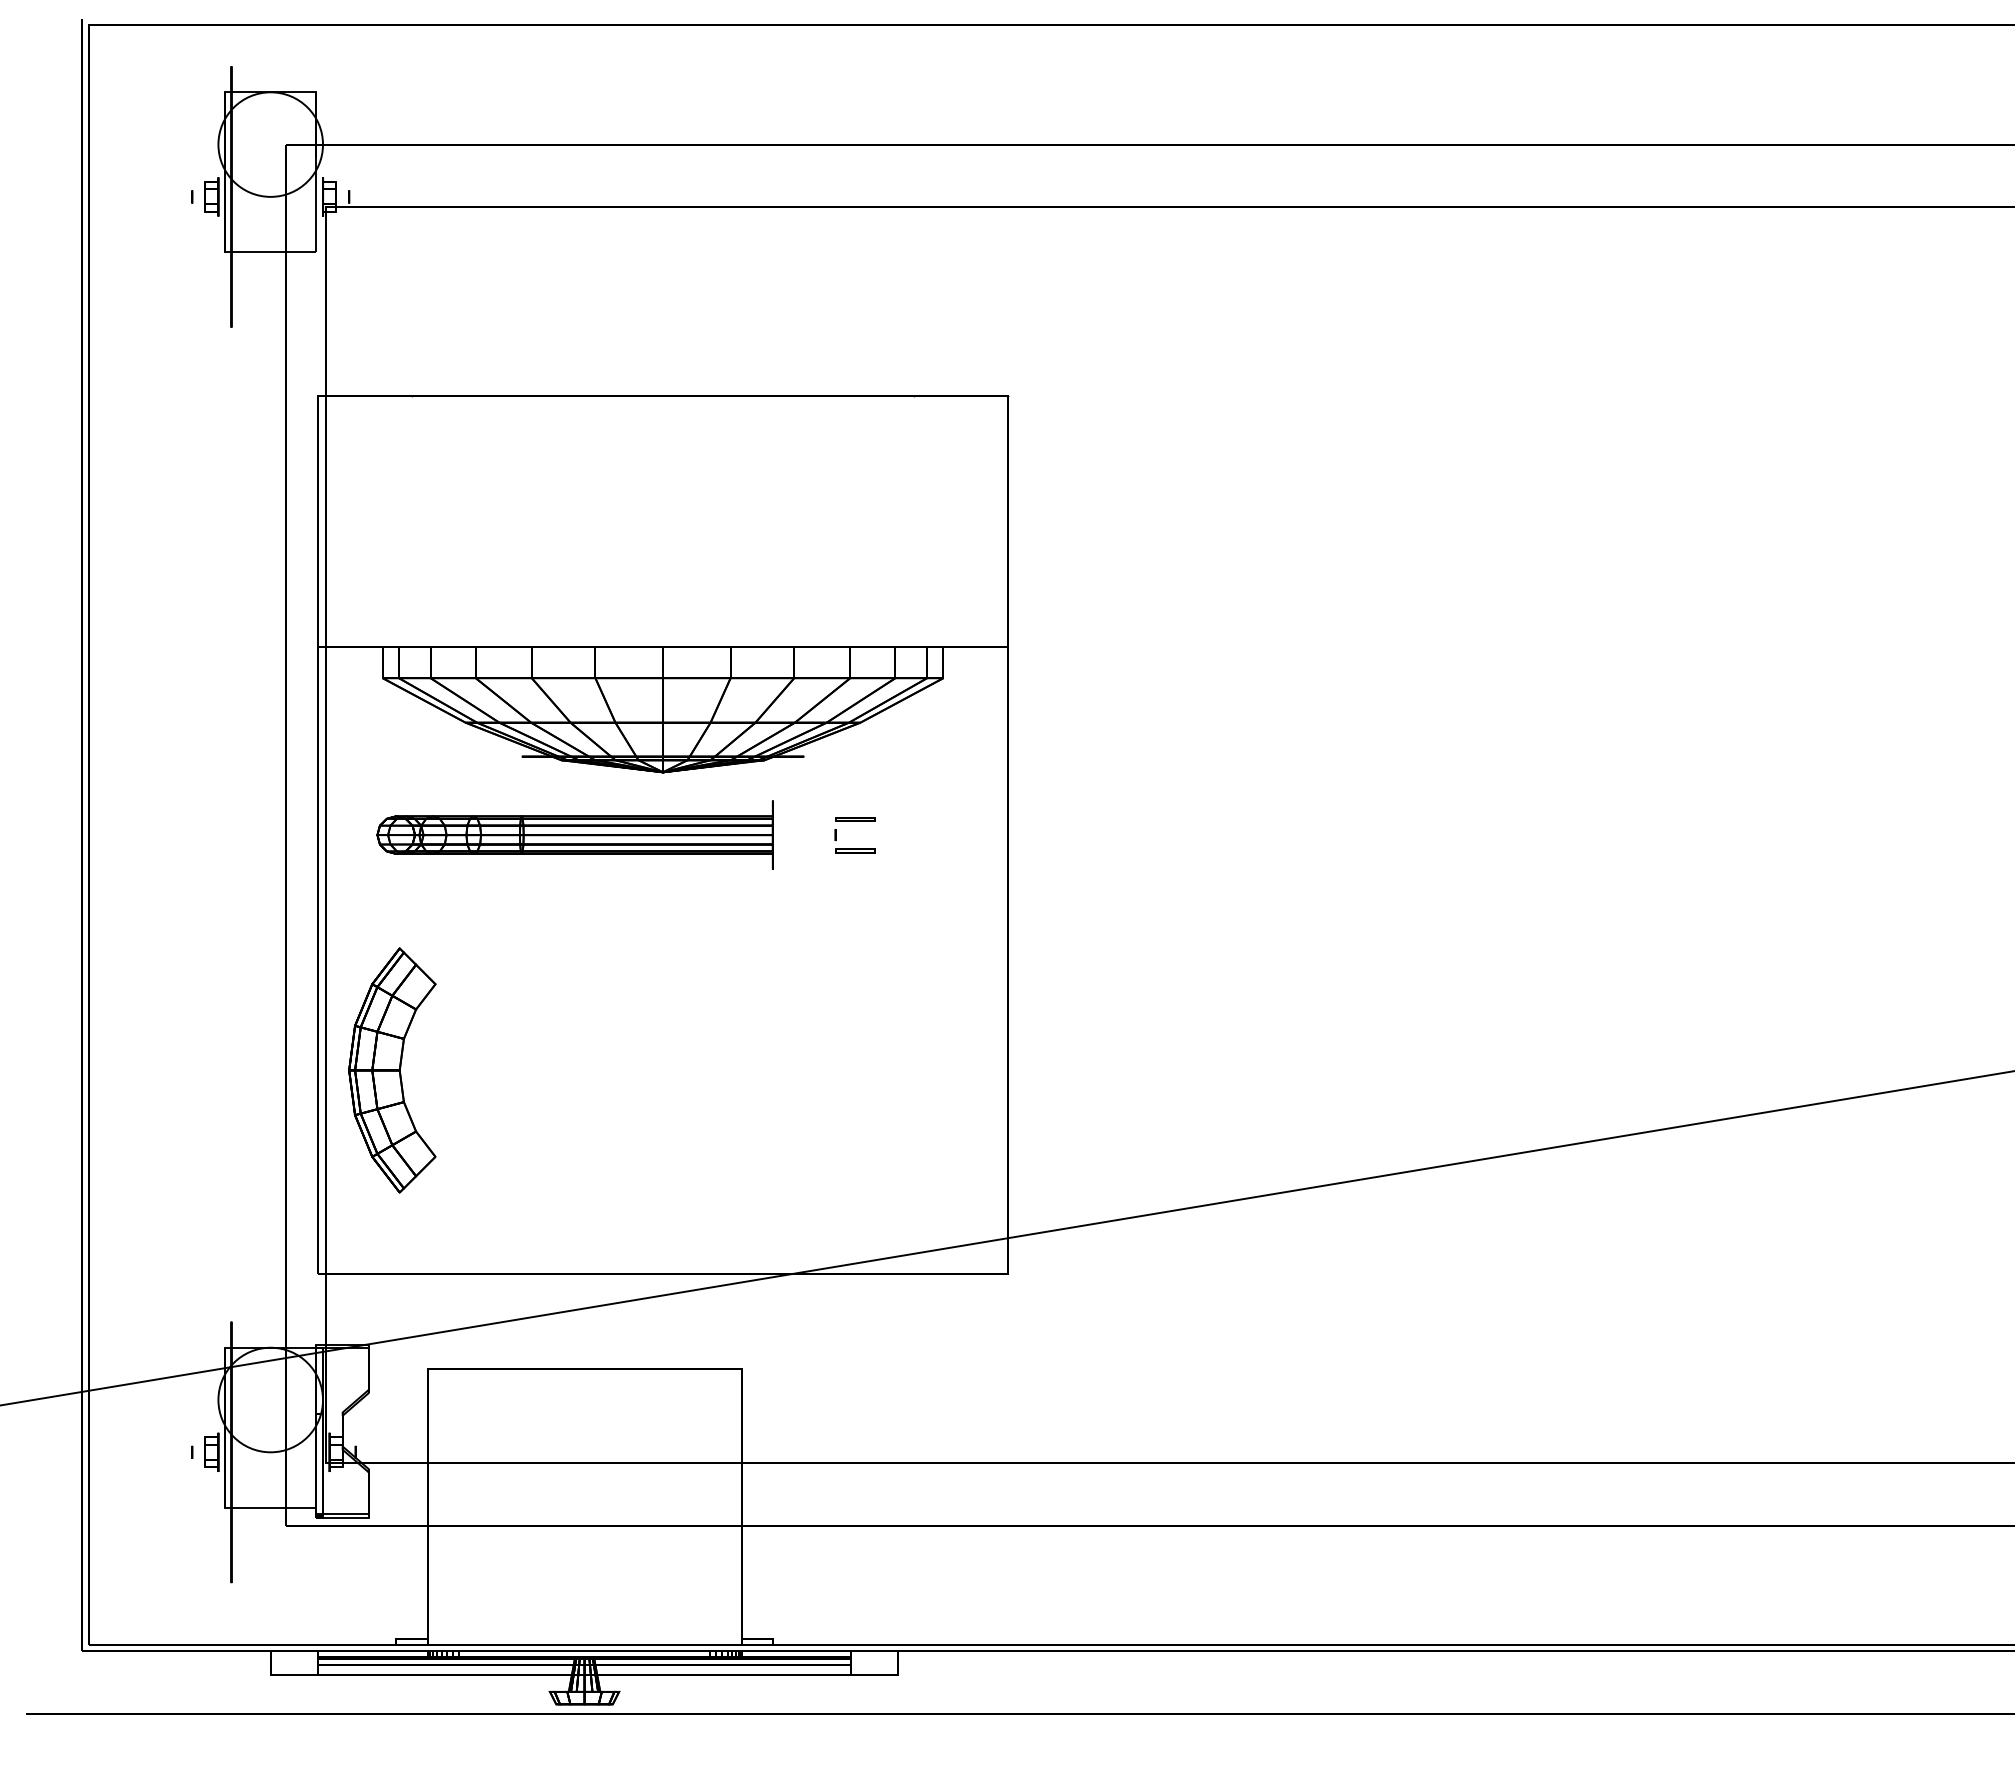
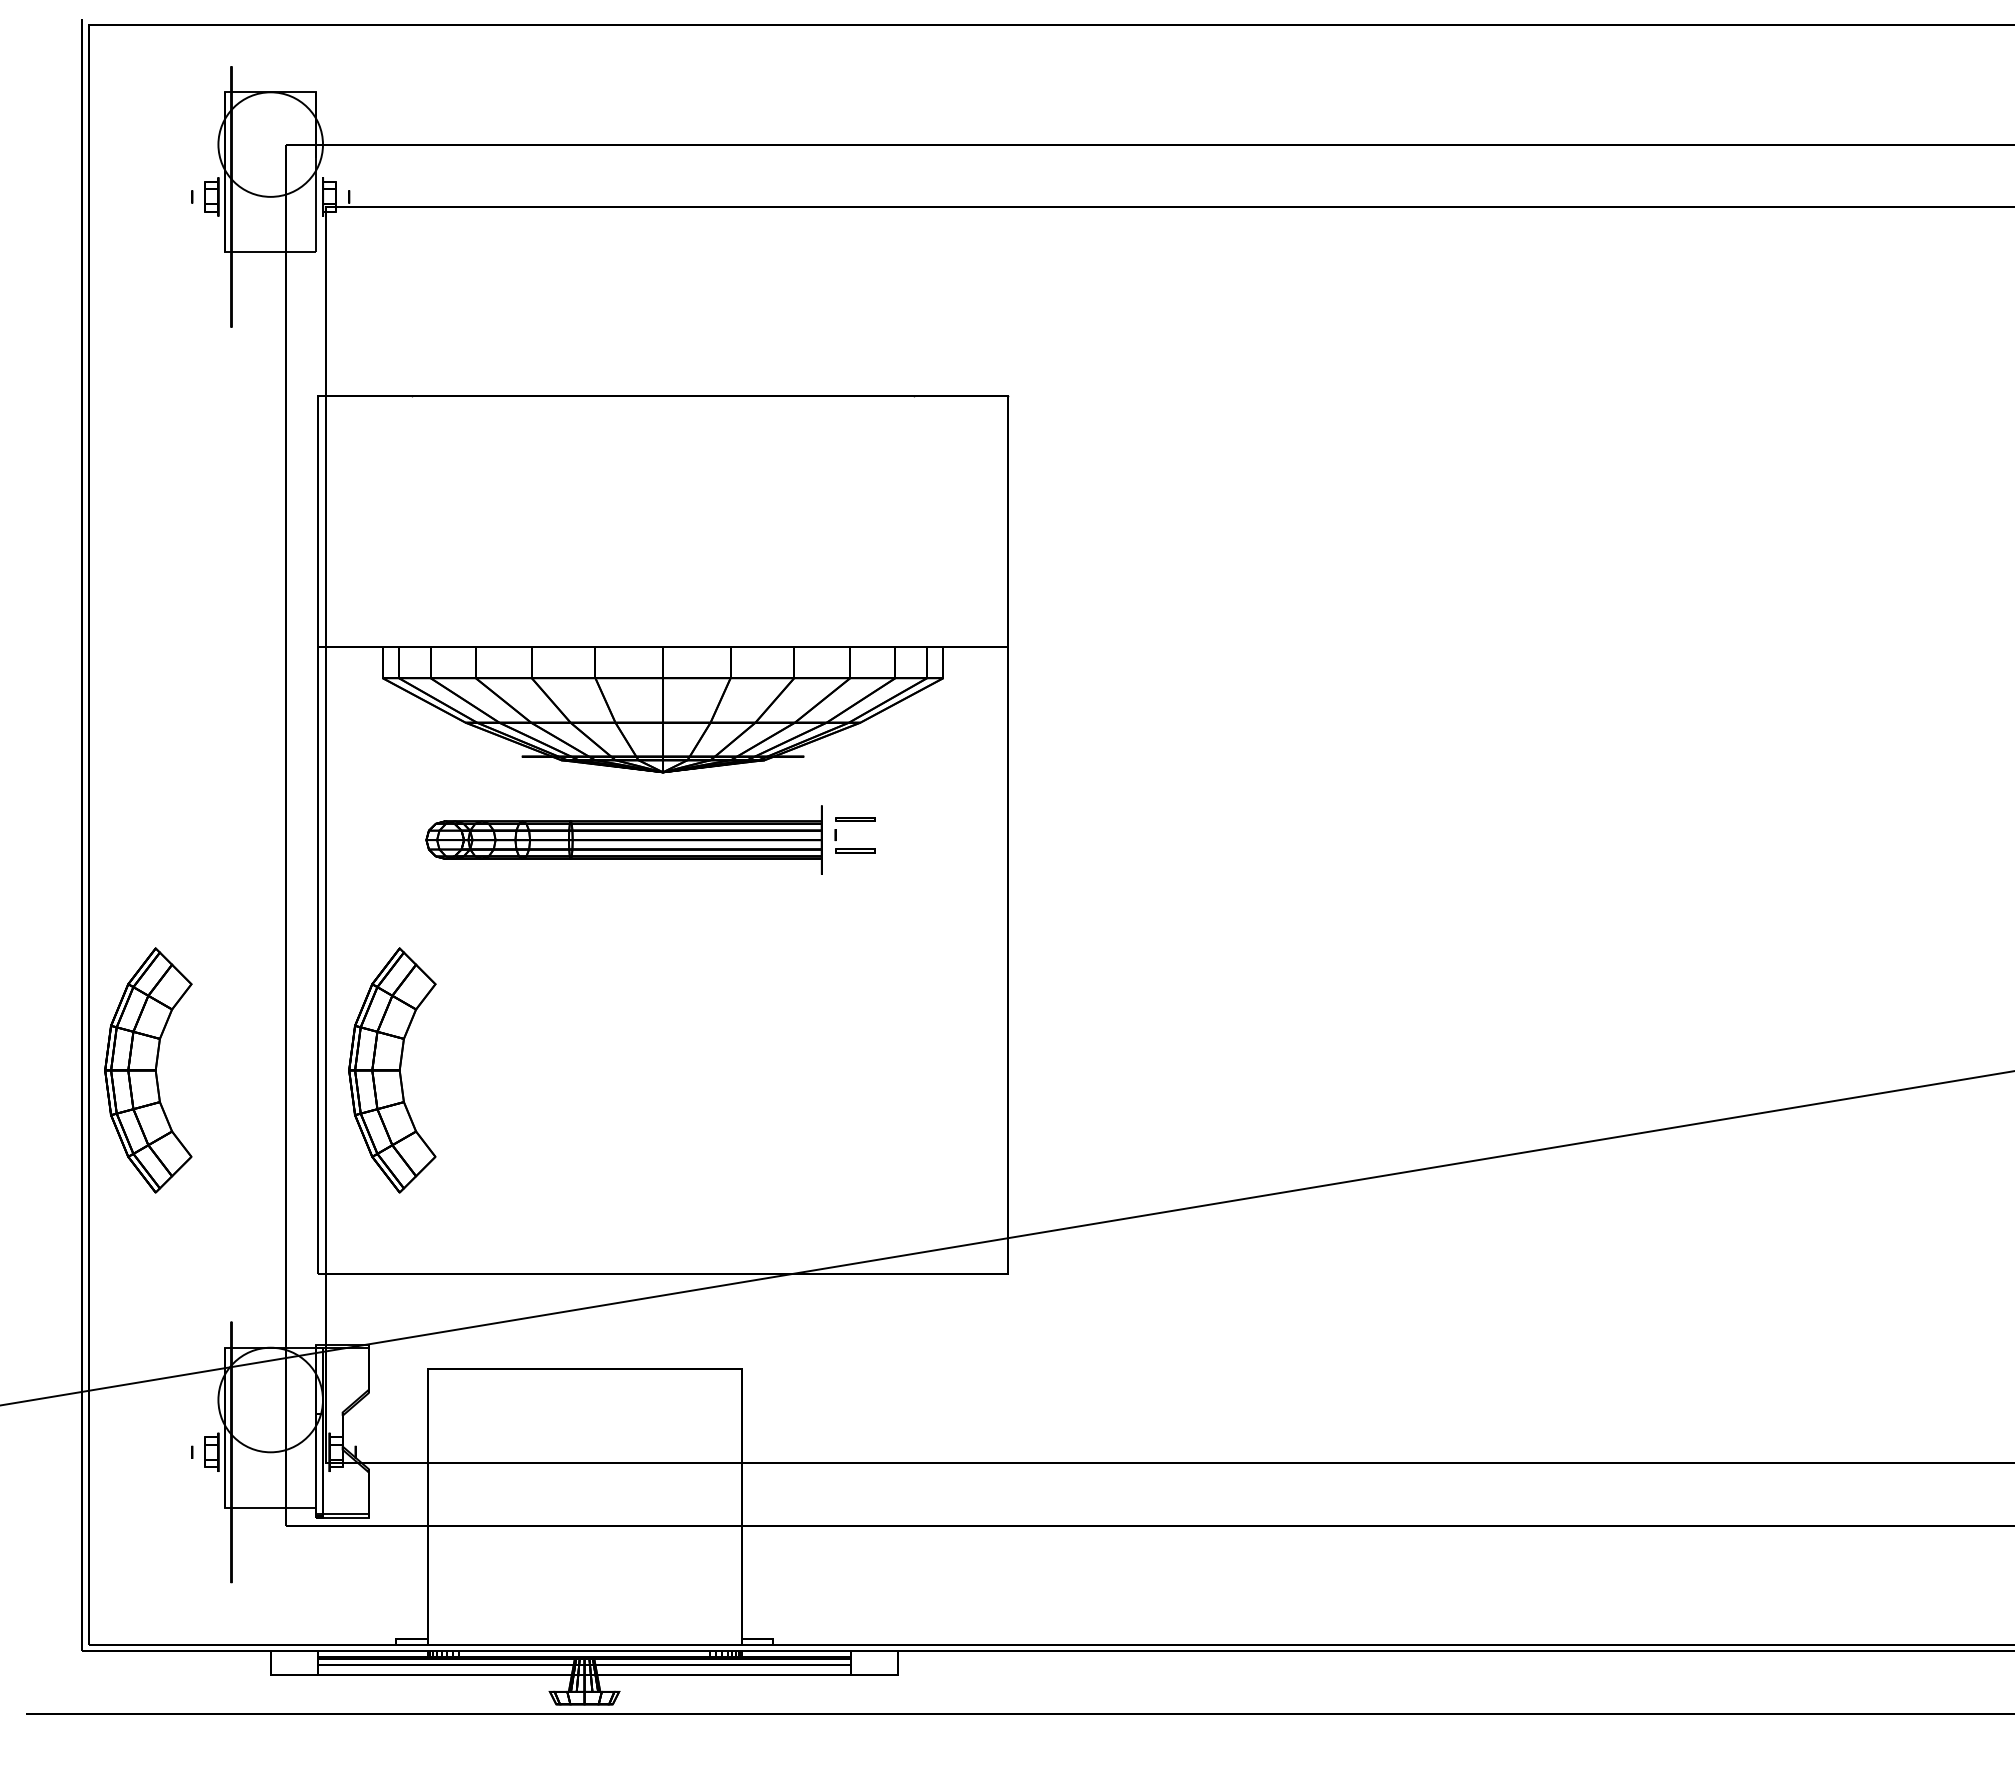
part position: (574, 834) -> (623, 839) (623, 839)
part: none -> present (148, 1070)
